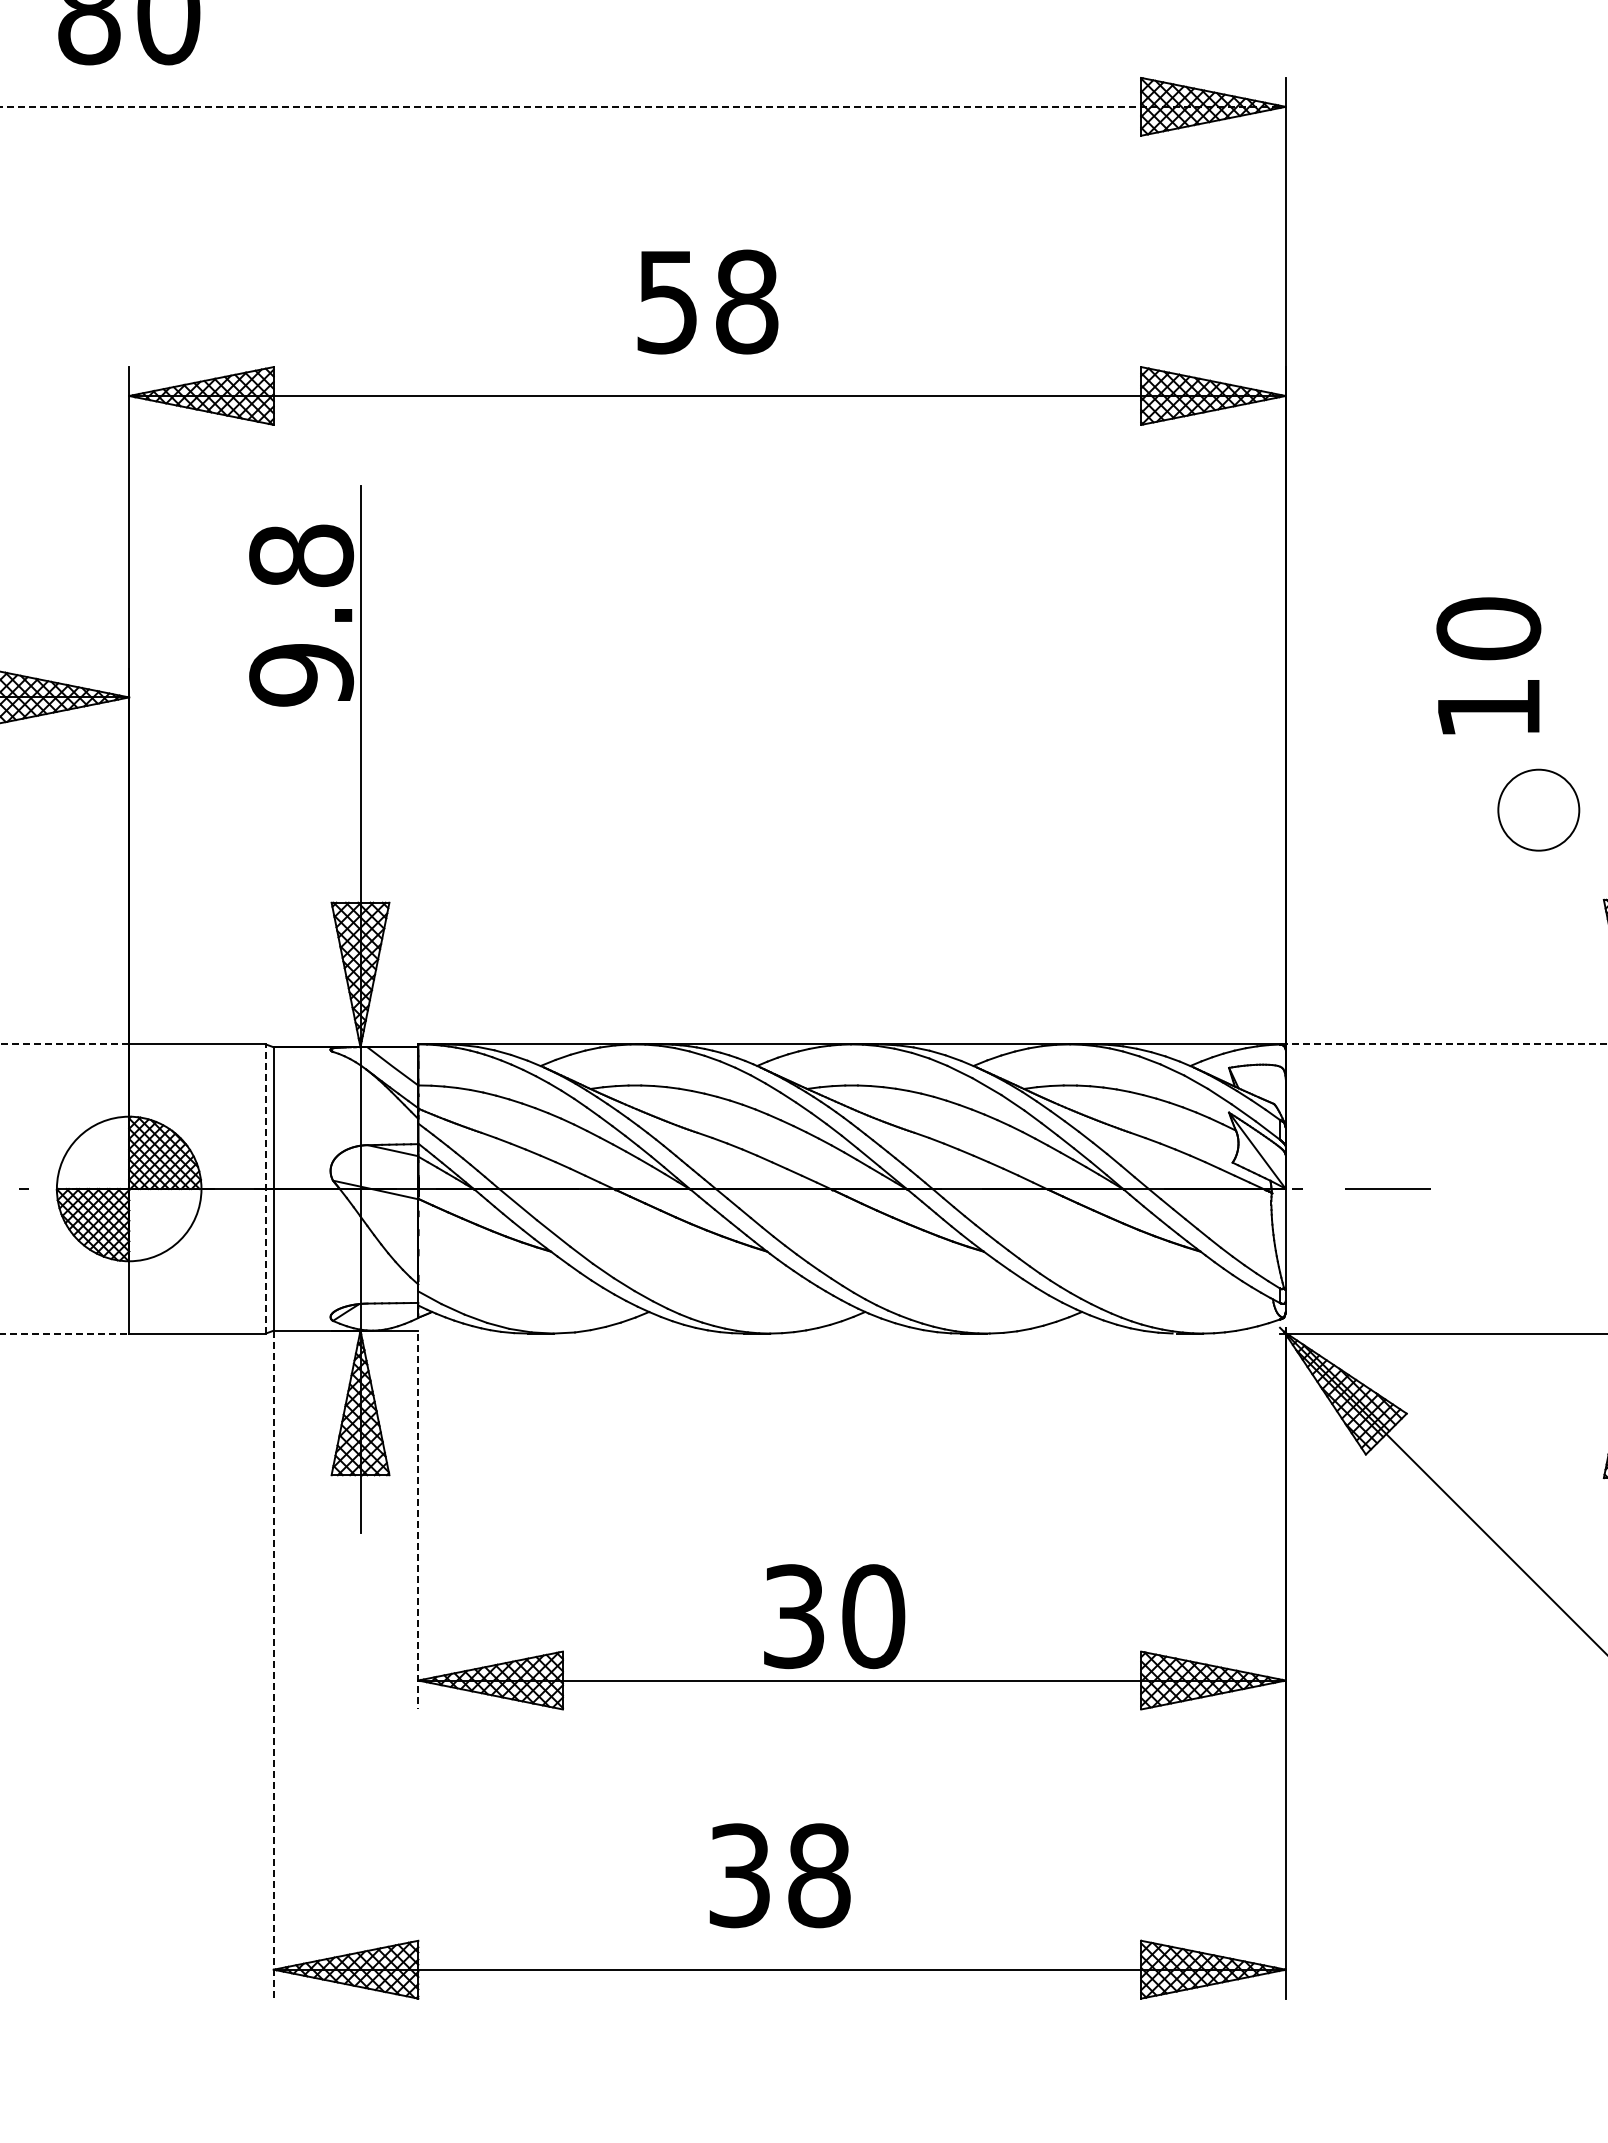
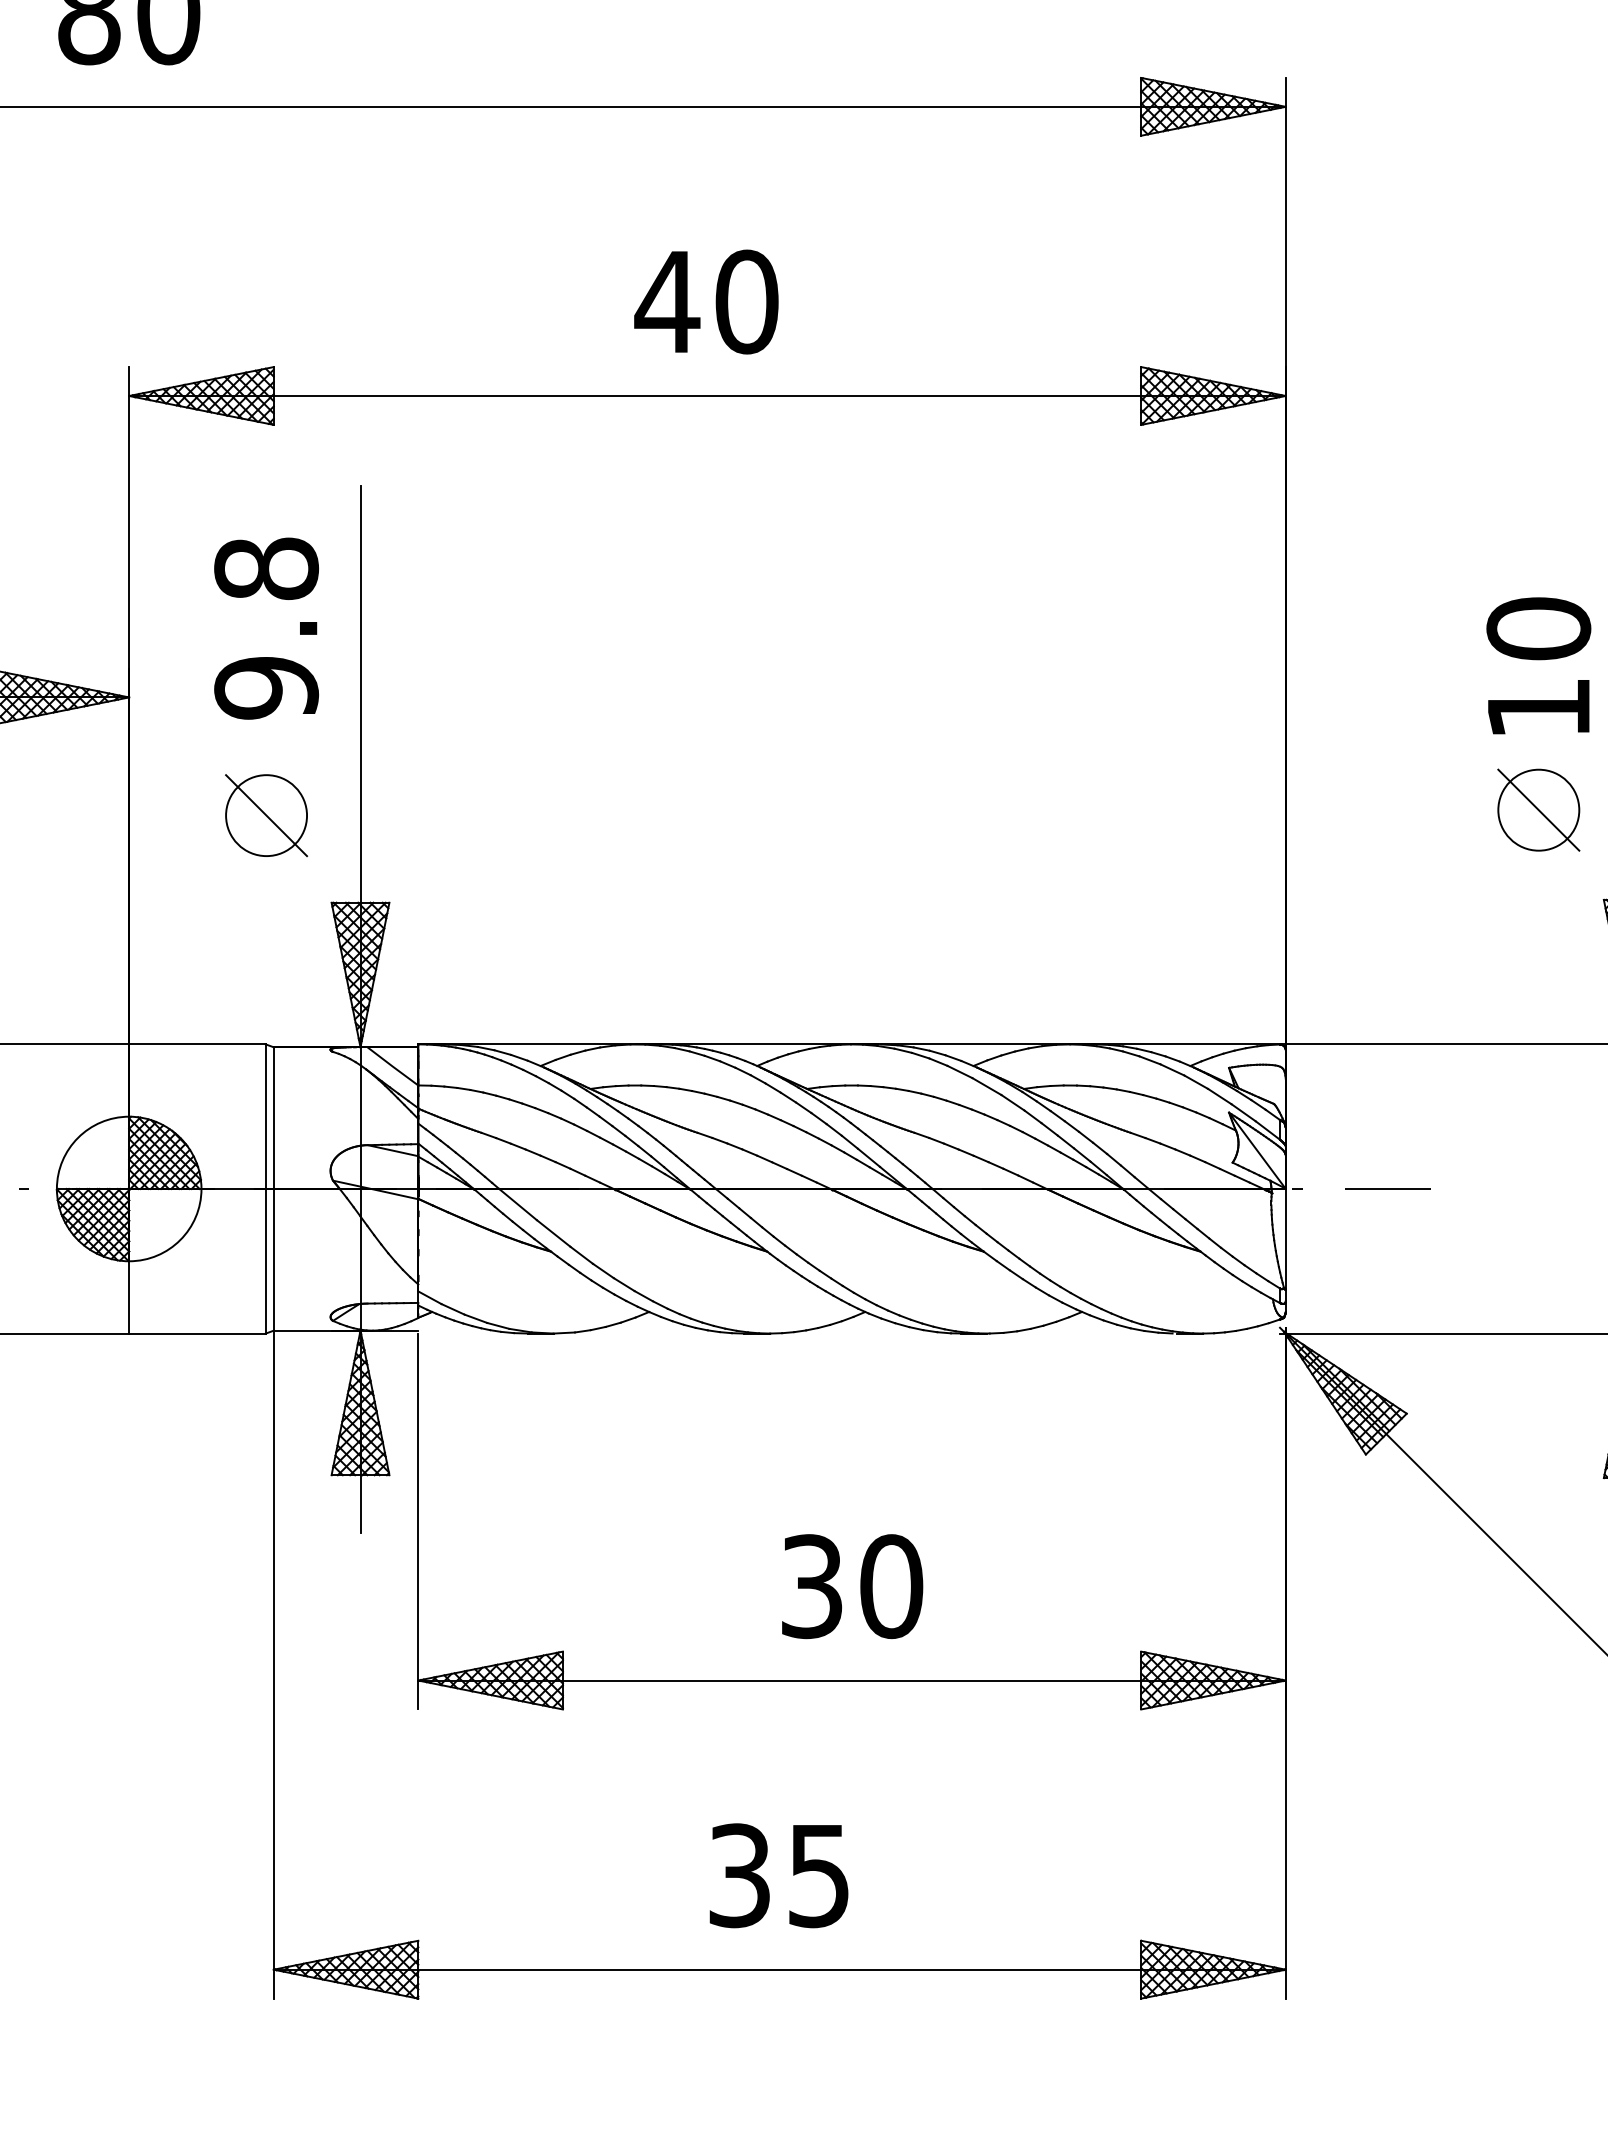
line: dashed -> solid (643, 106)
text: 58 -> 40 (706, 302)
text position: (301, 615) -> (266, 628) (266, 628)
text position: (1488, 665) -> (1538, 665) (1538, 665)
line: none -> present (1538, 809)
part: none -> present (266, 815)
line: dashed -> solid (64, 1044)
line: dashed -> solid (1443, 1044)
line: dashed -> solid (265, 1189)
line: dashed -> solid (65, 1333)
line: dashed -> solid (418, 1521)
text position: (834, 1616) -> (852, 1586) (852, 1586)
line: dashed -> solid (273, 1664)
text: 38 -> 35 (819, 1875)
